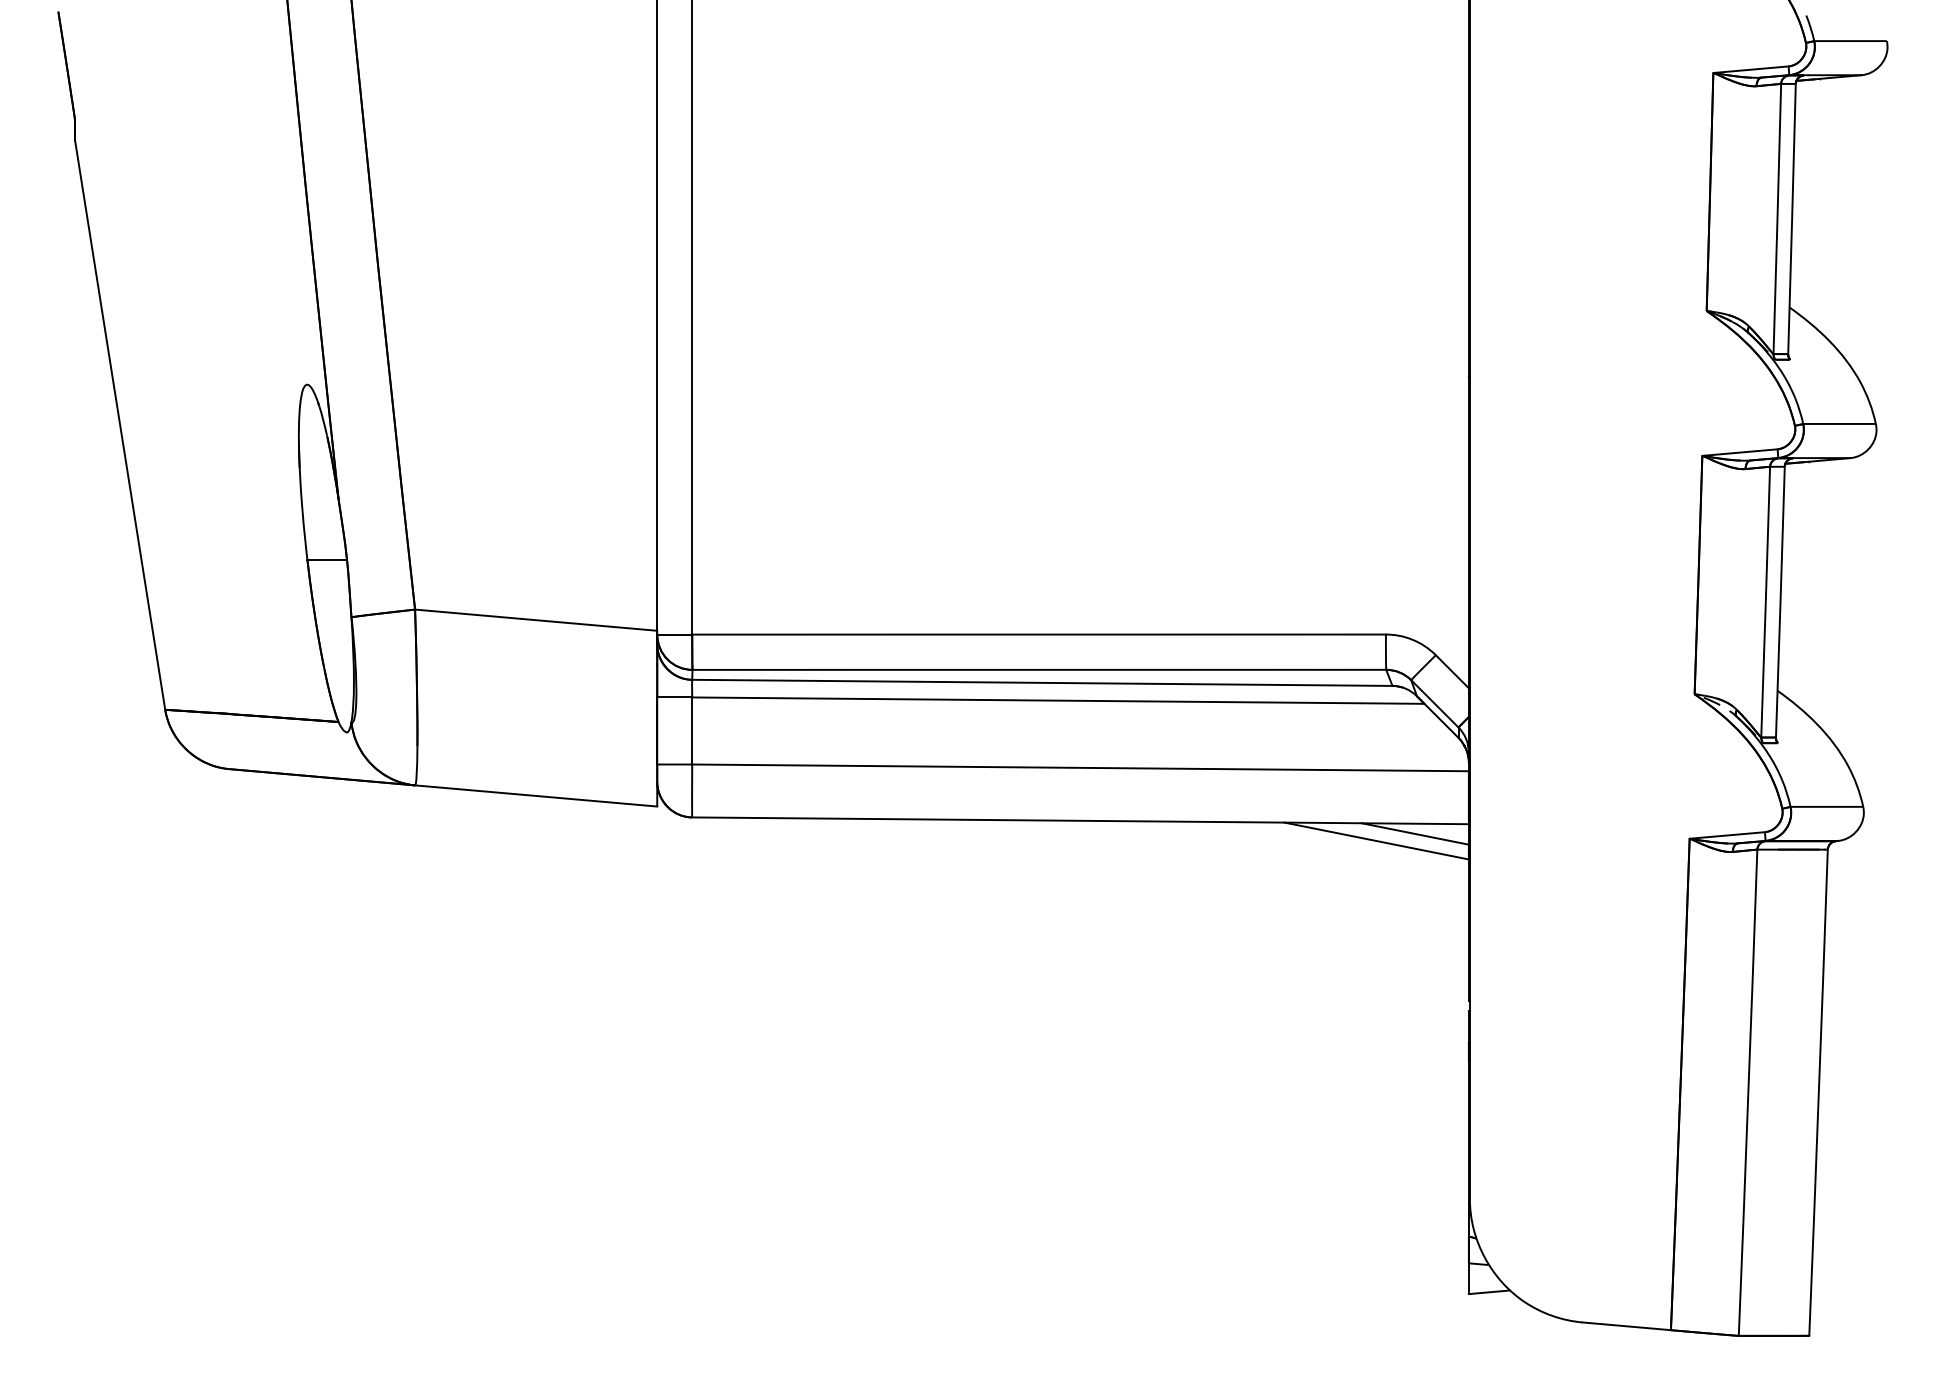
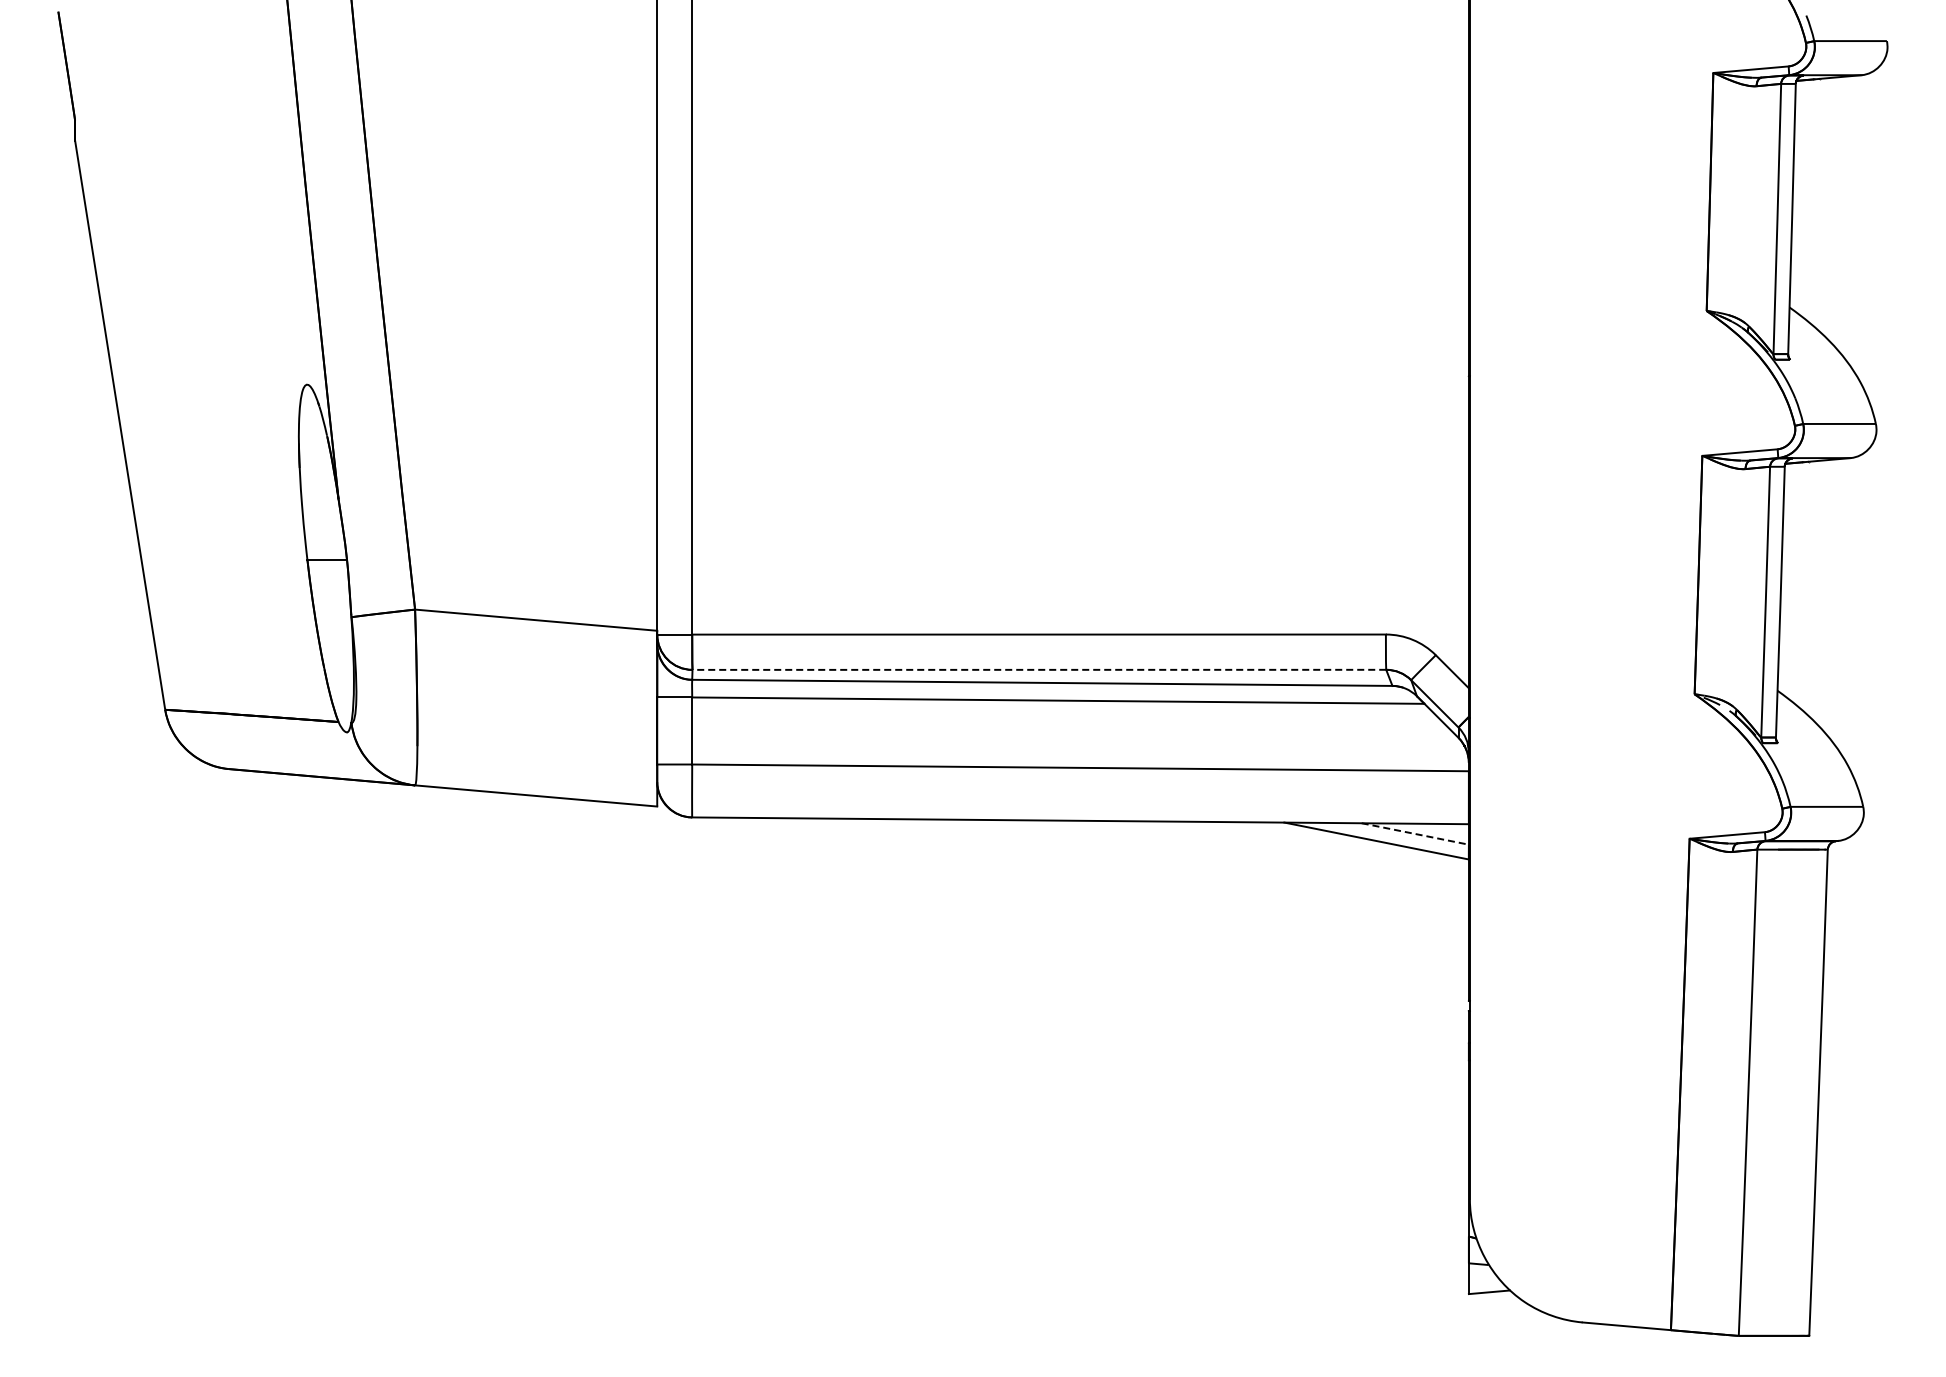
line: solid -> dashed (1039, 669)
line: solid -> dashed (1415, 833)
